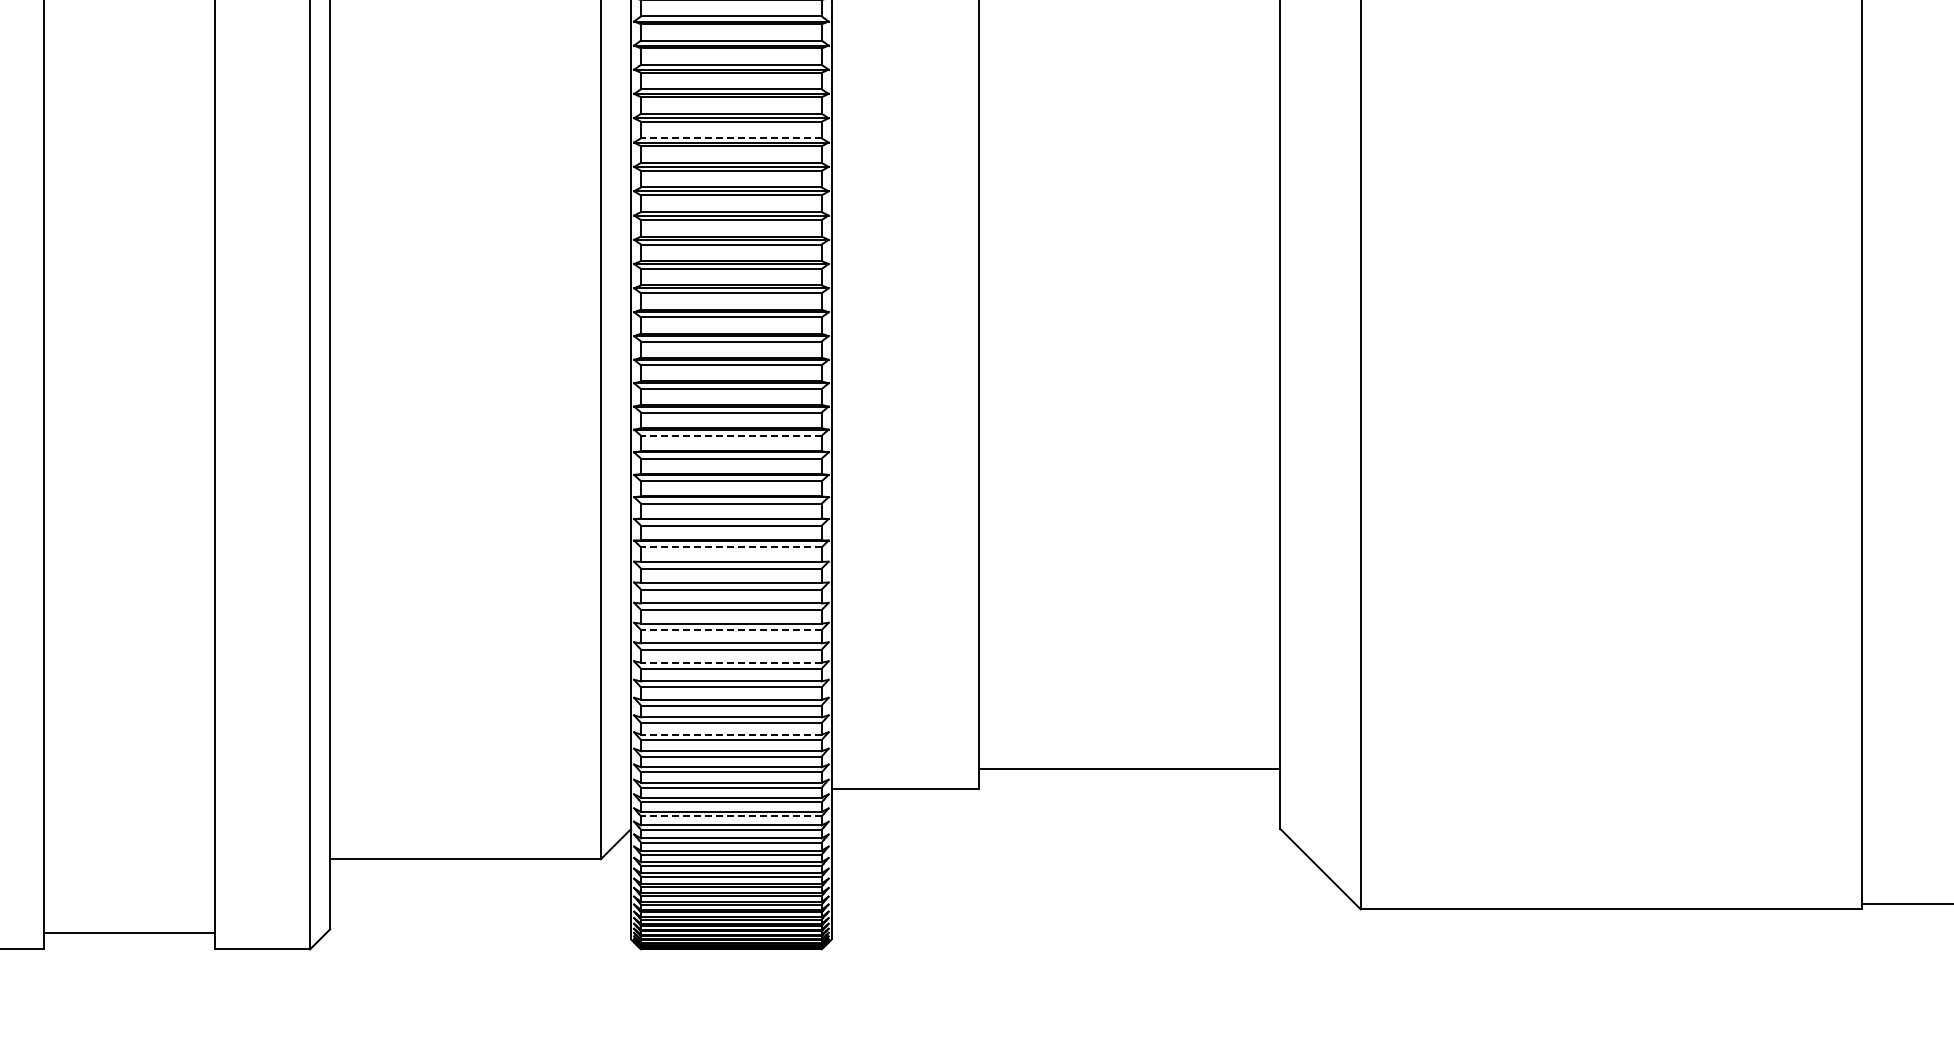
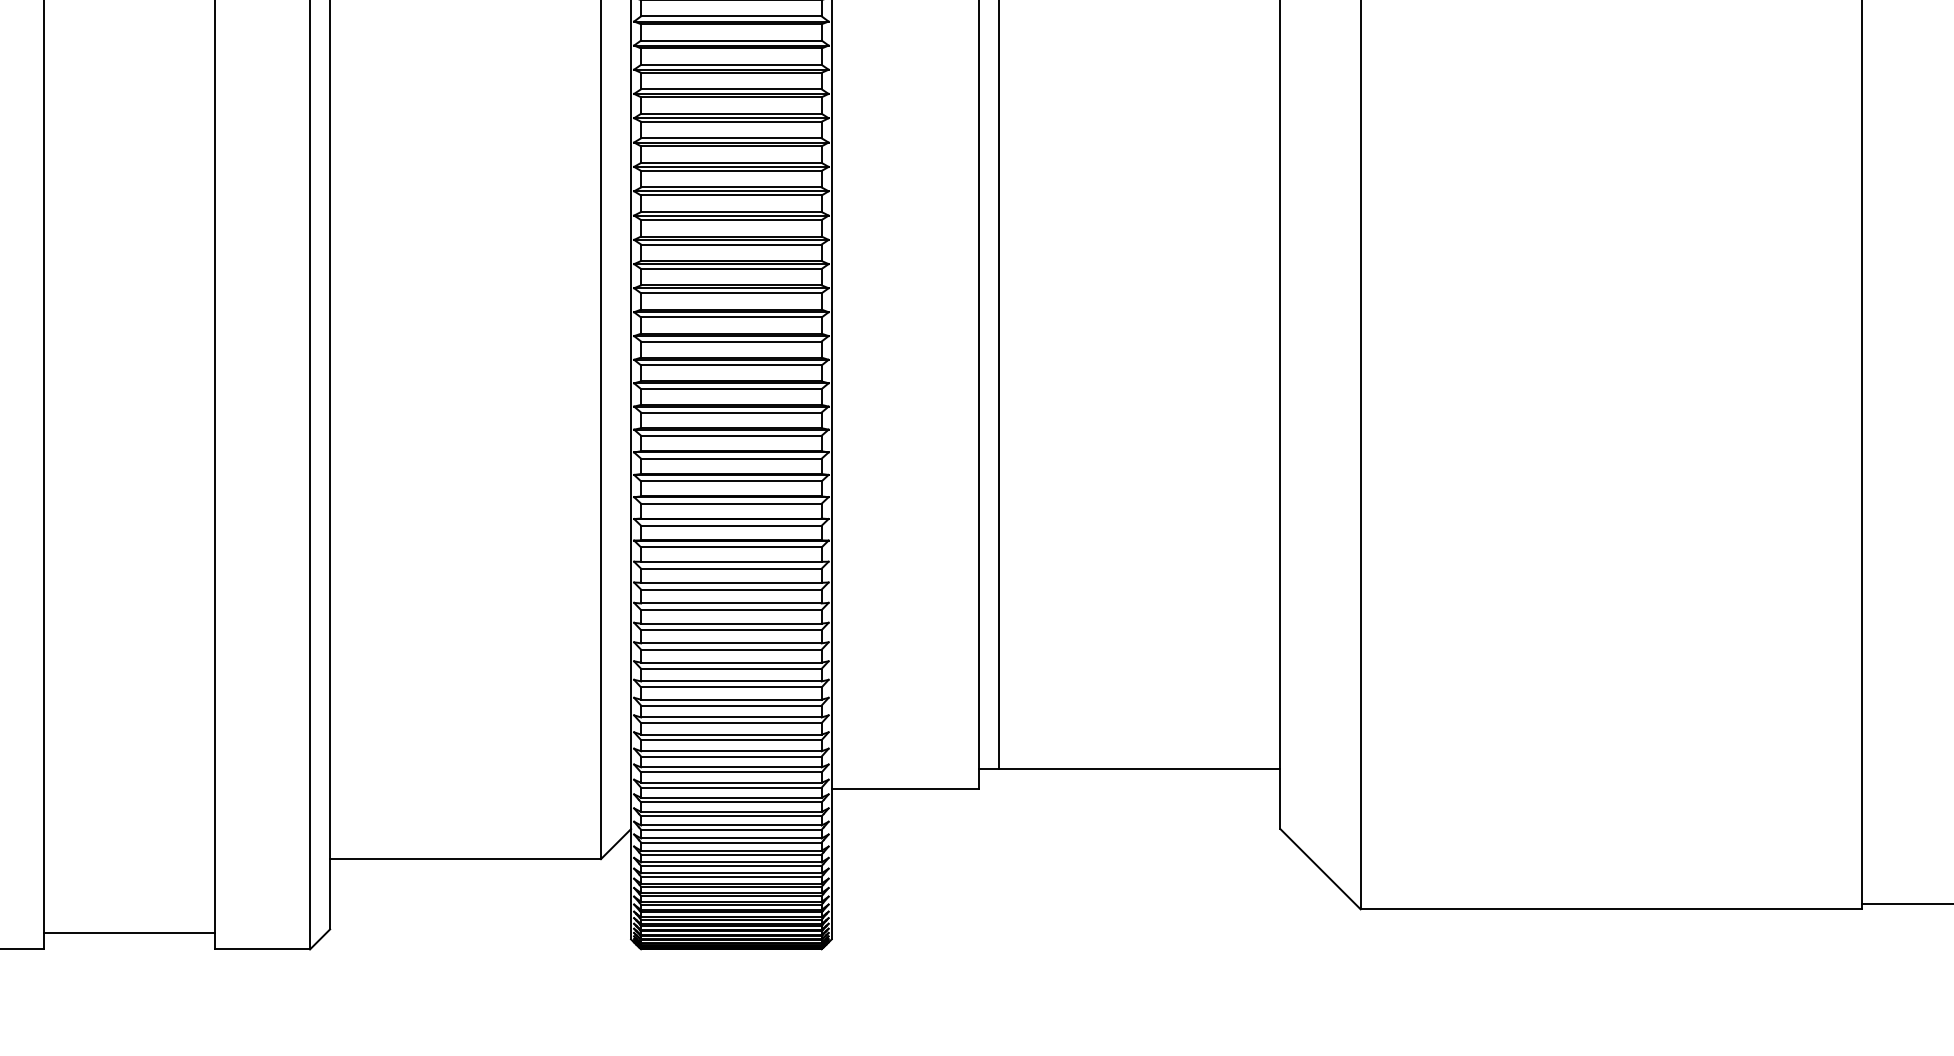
line: dashed -> solid (730, 138)
line: none -> present (999, 385)
line: dashed -> solid (730, 435)
line: dashed -> solid (730, 547)
line: dashed -> solid (730, 630)
line: dashed -> solid (730, 662)
line: dashed -> solid (730, 734)
line: dashed -> solid (730, 816)
